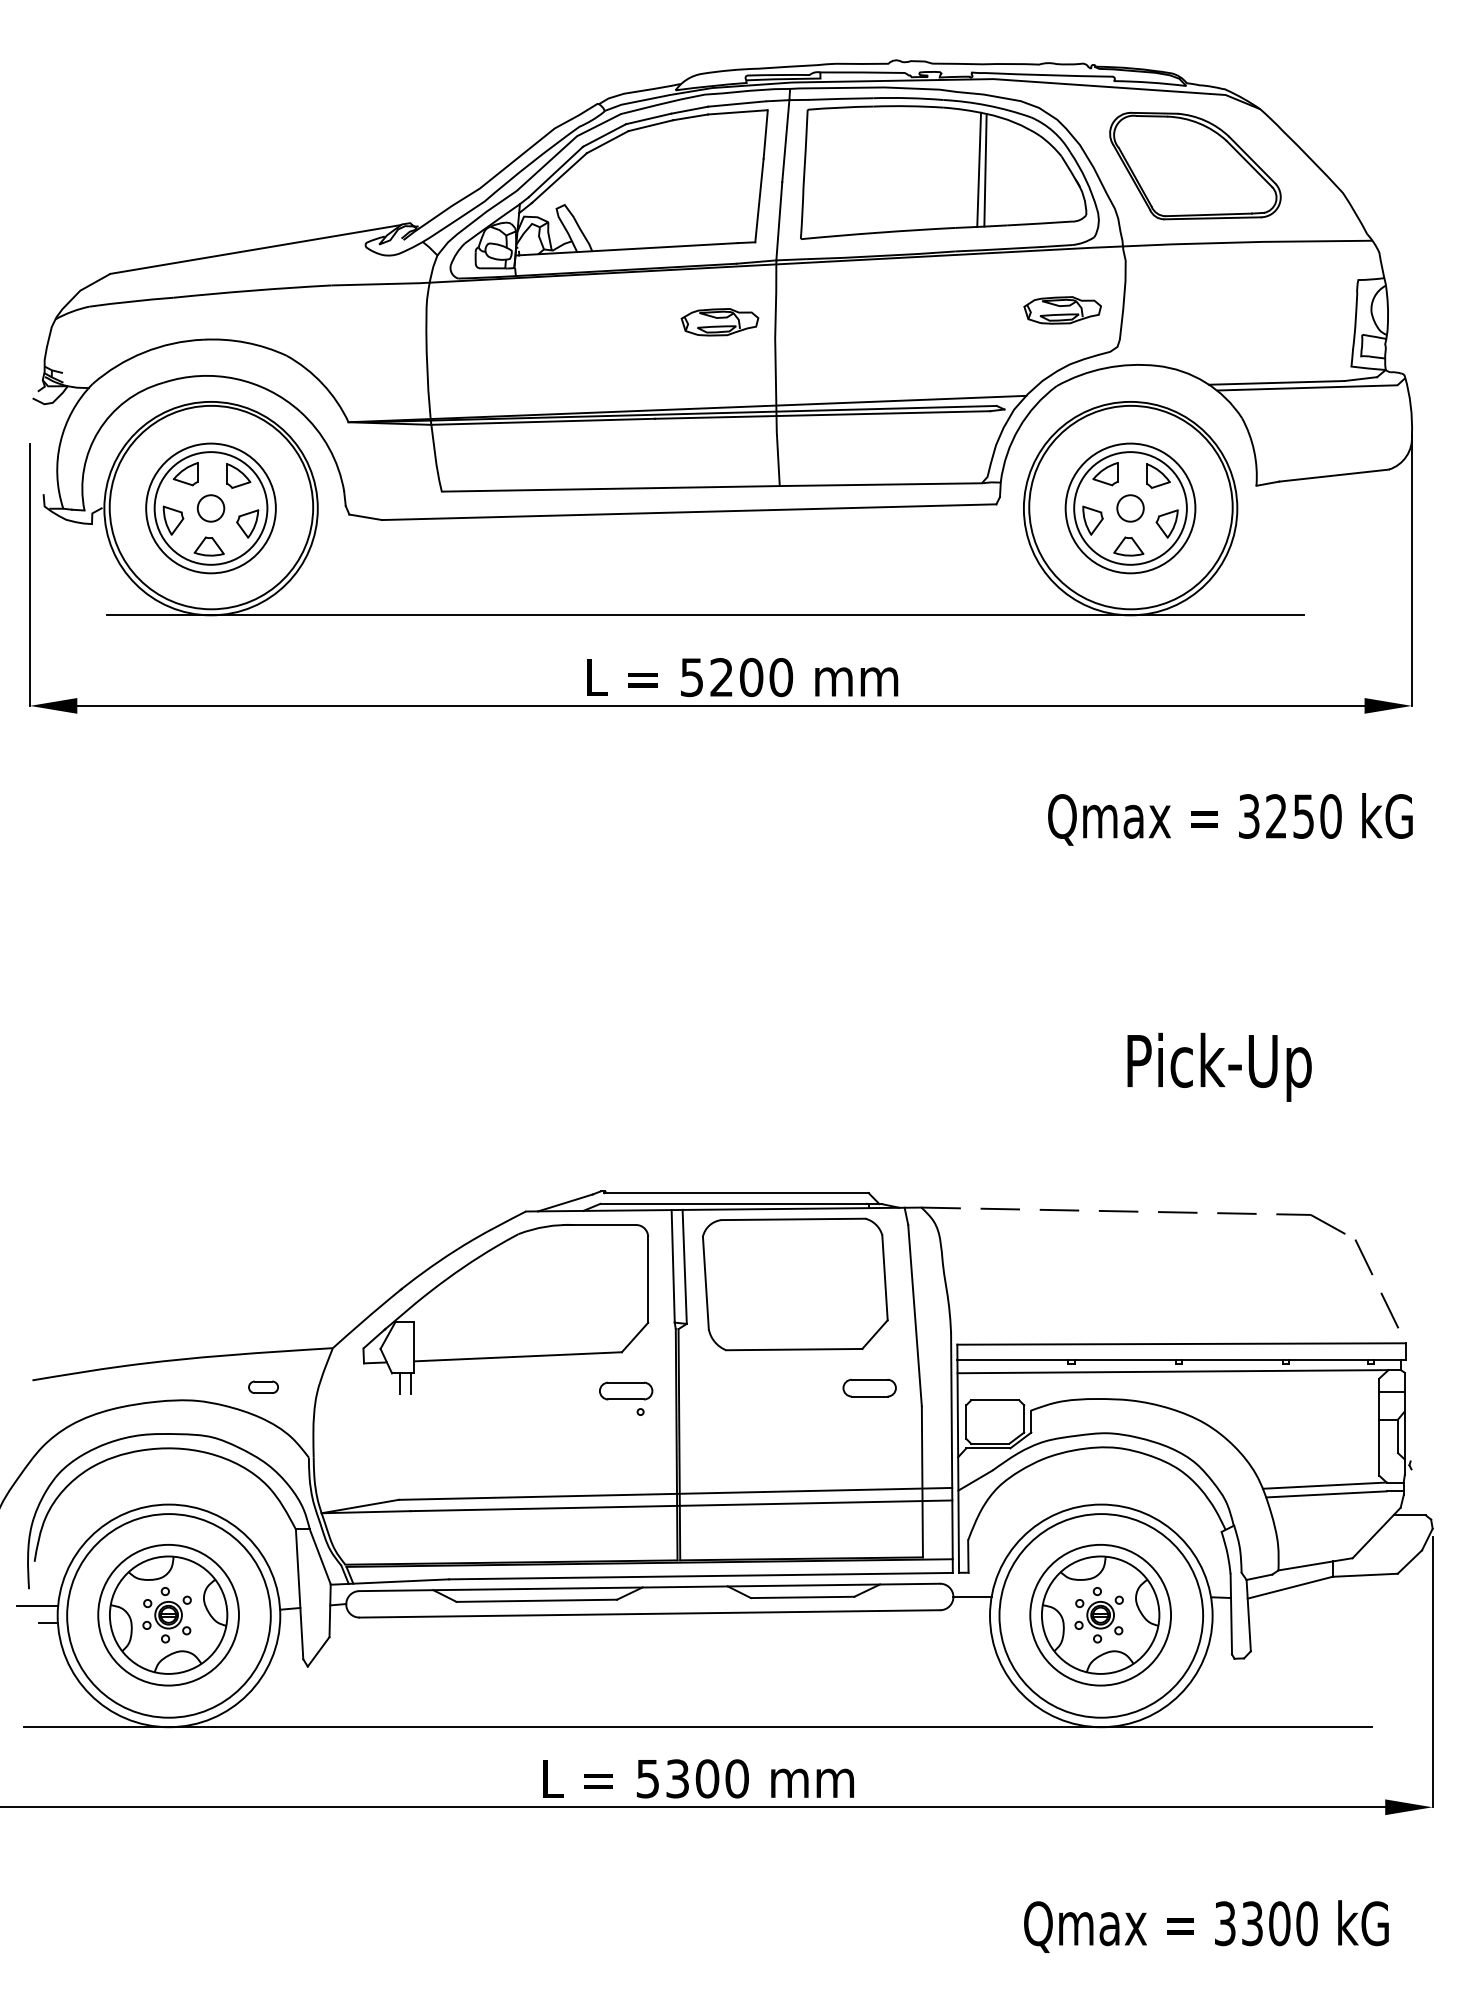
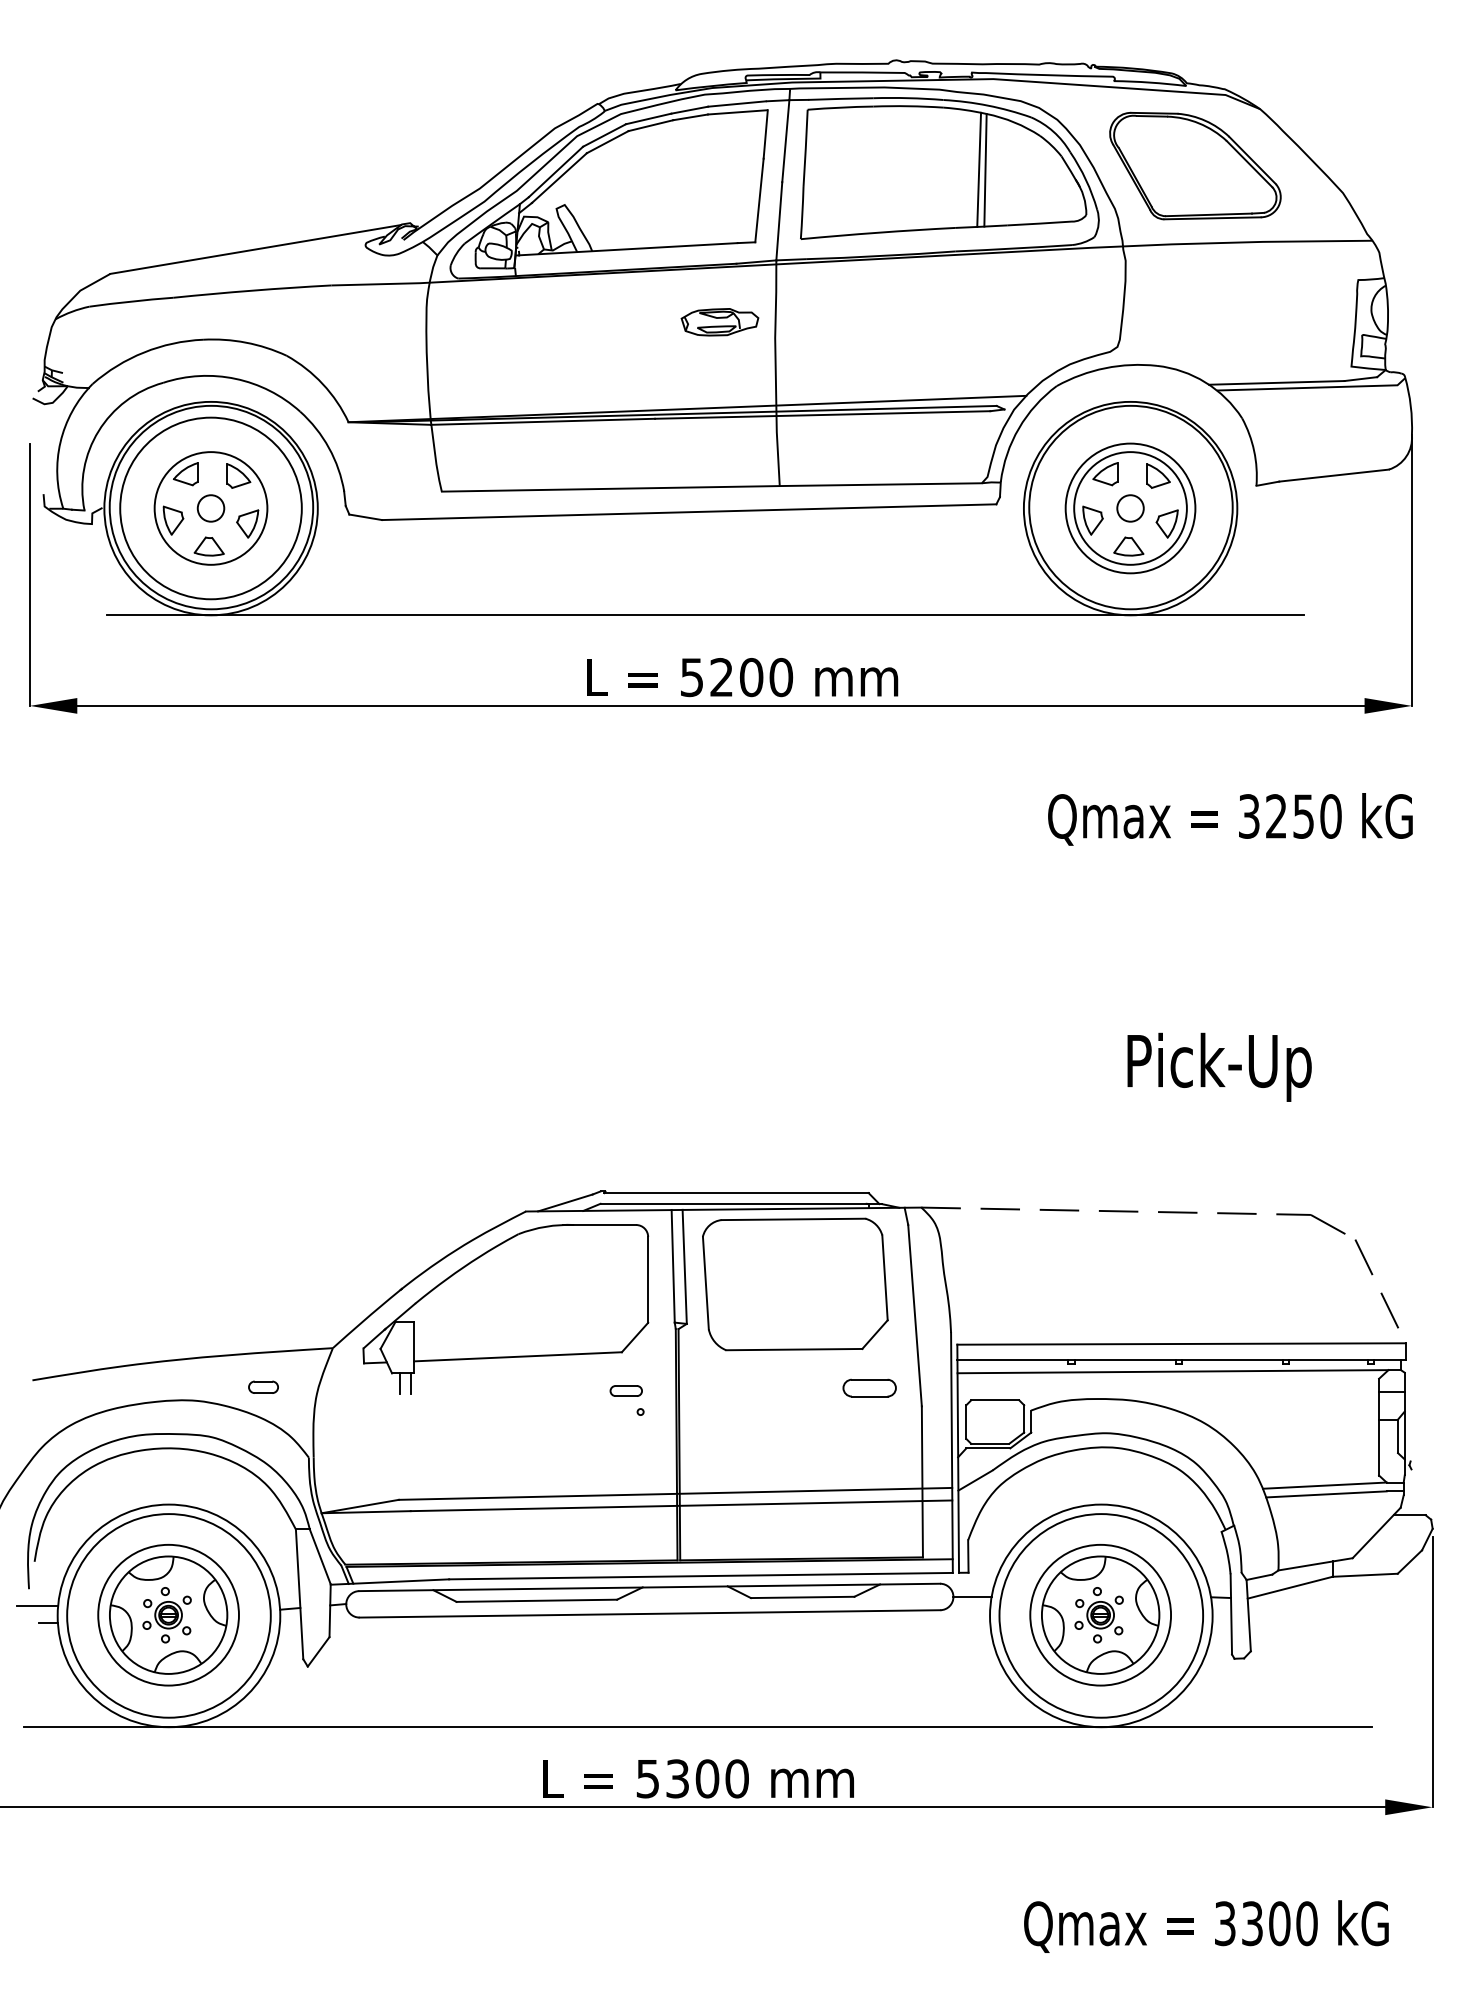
part: present -> none (1062, 310)
circle diameter: 130 px -> 182 px (210, 508)
part size: 55x20 px -> 34x12 px (625, 1390)
